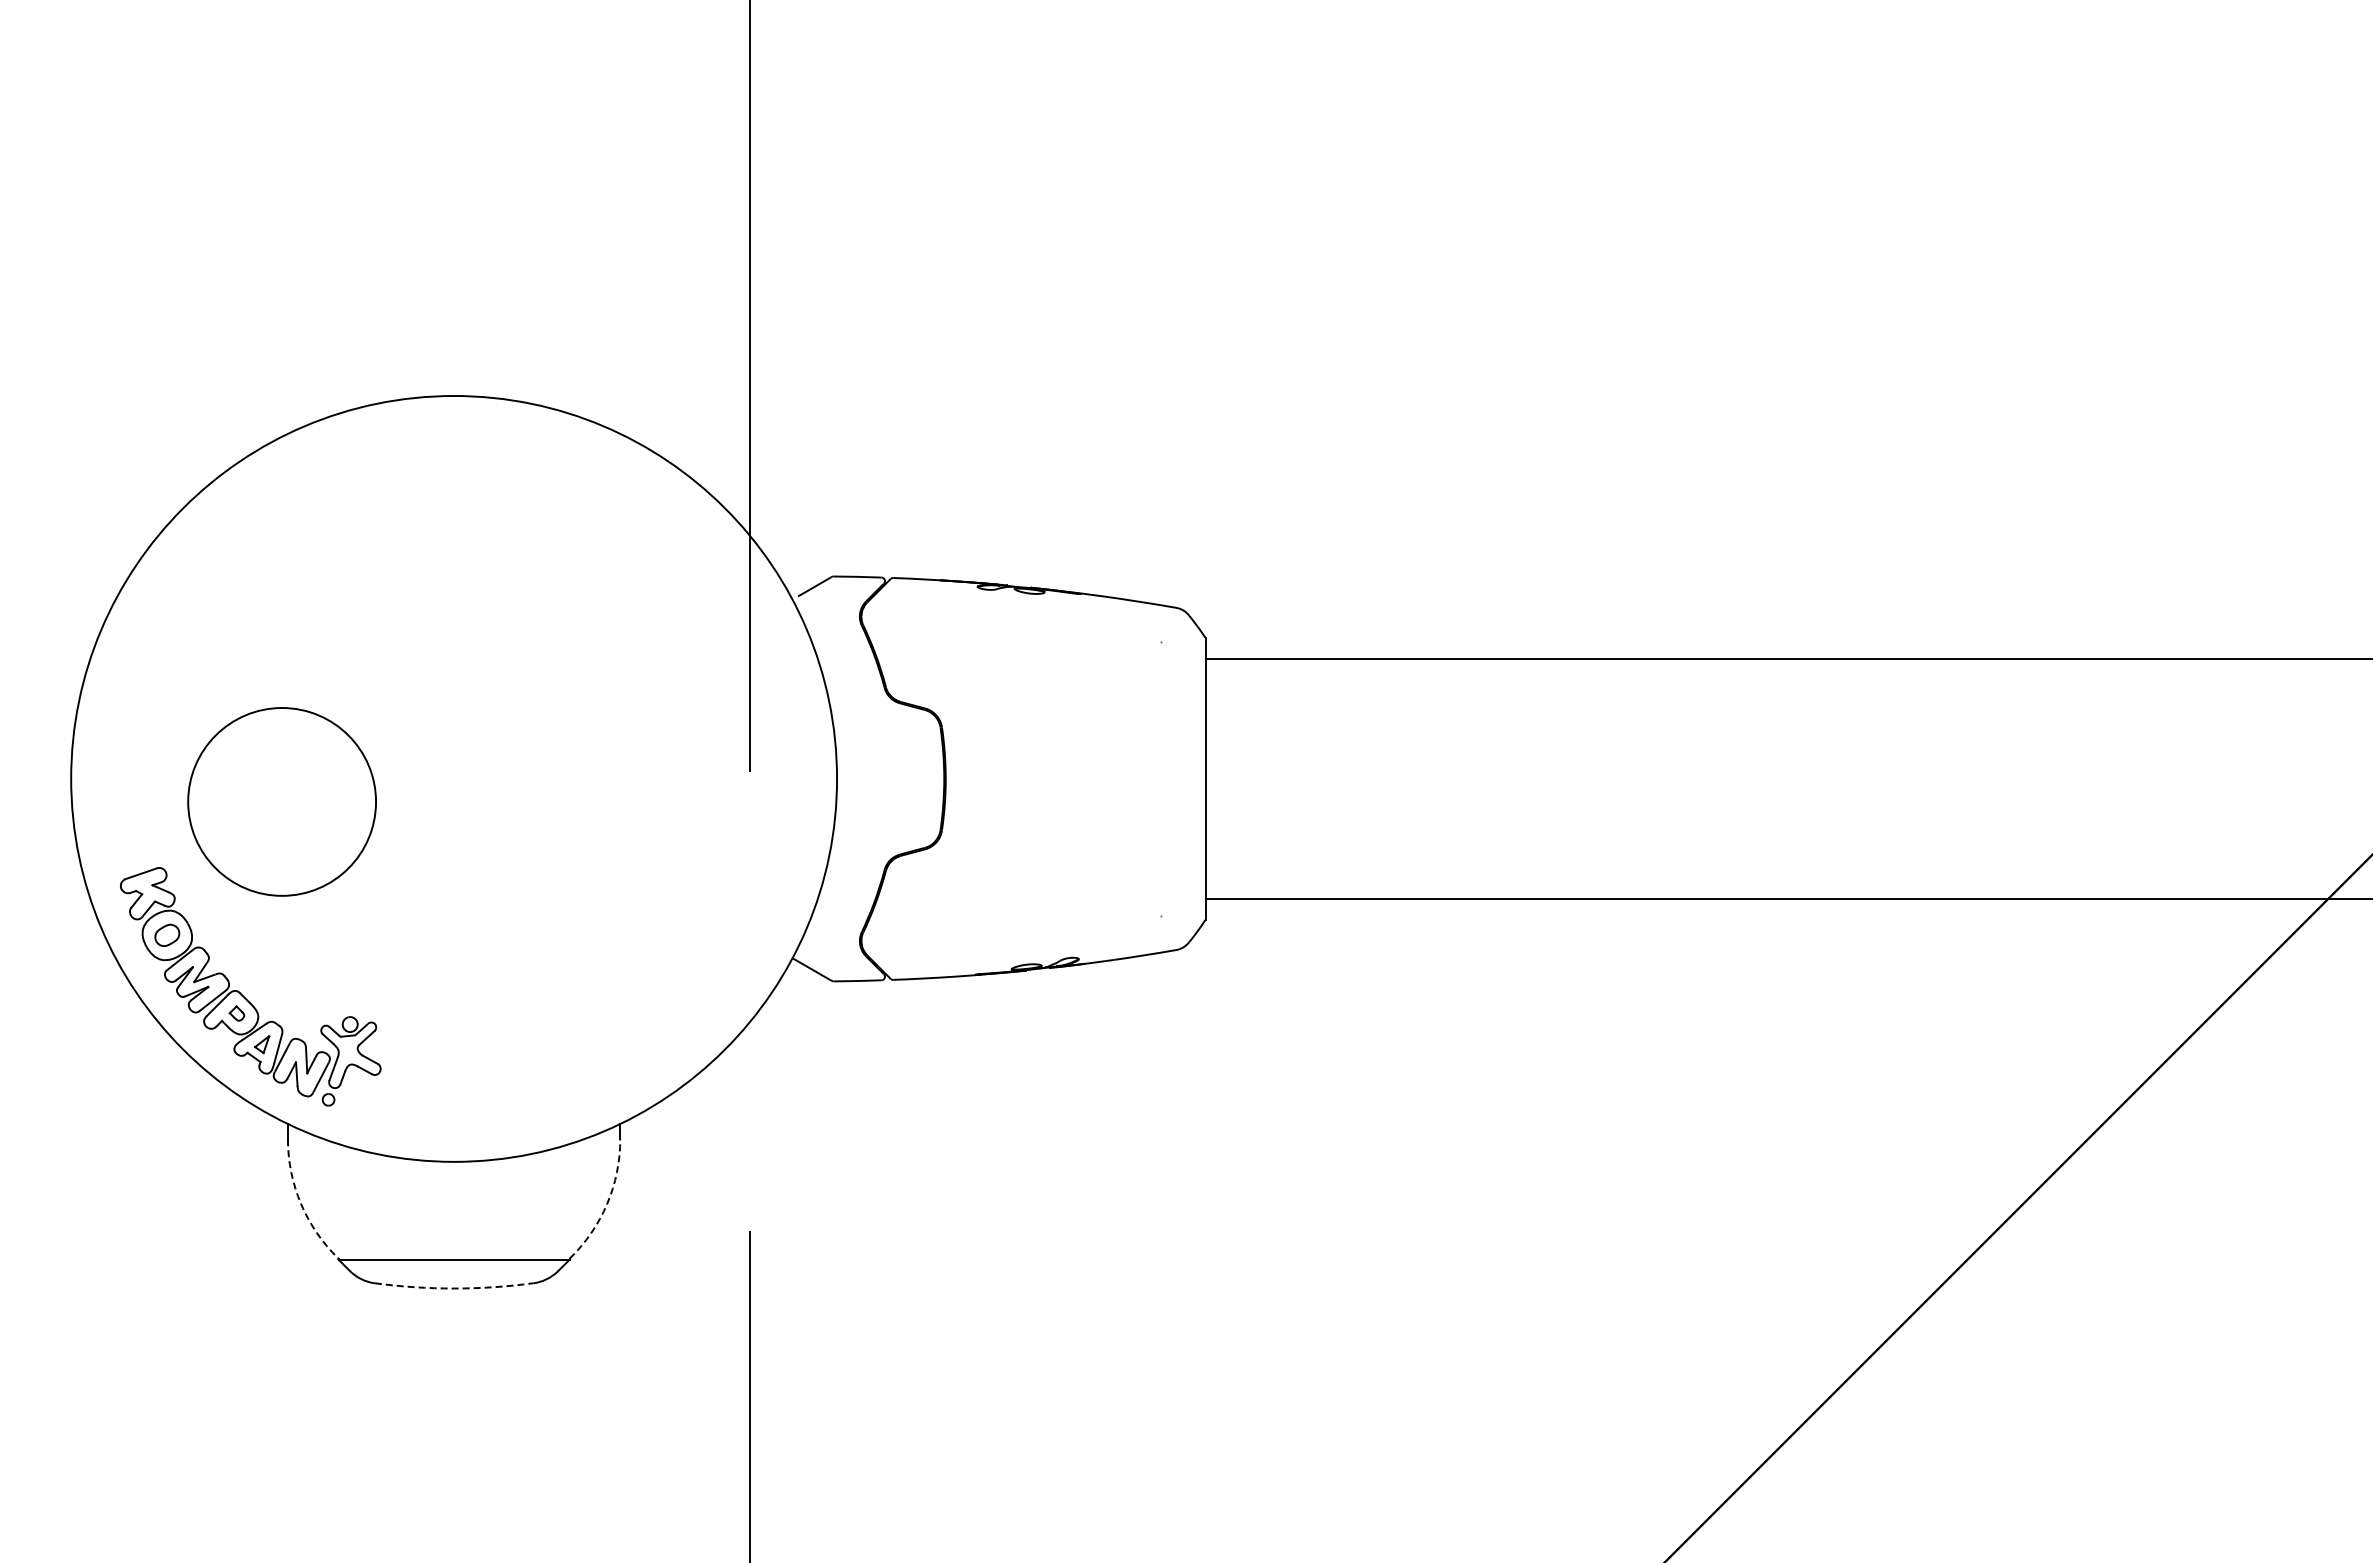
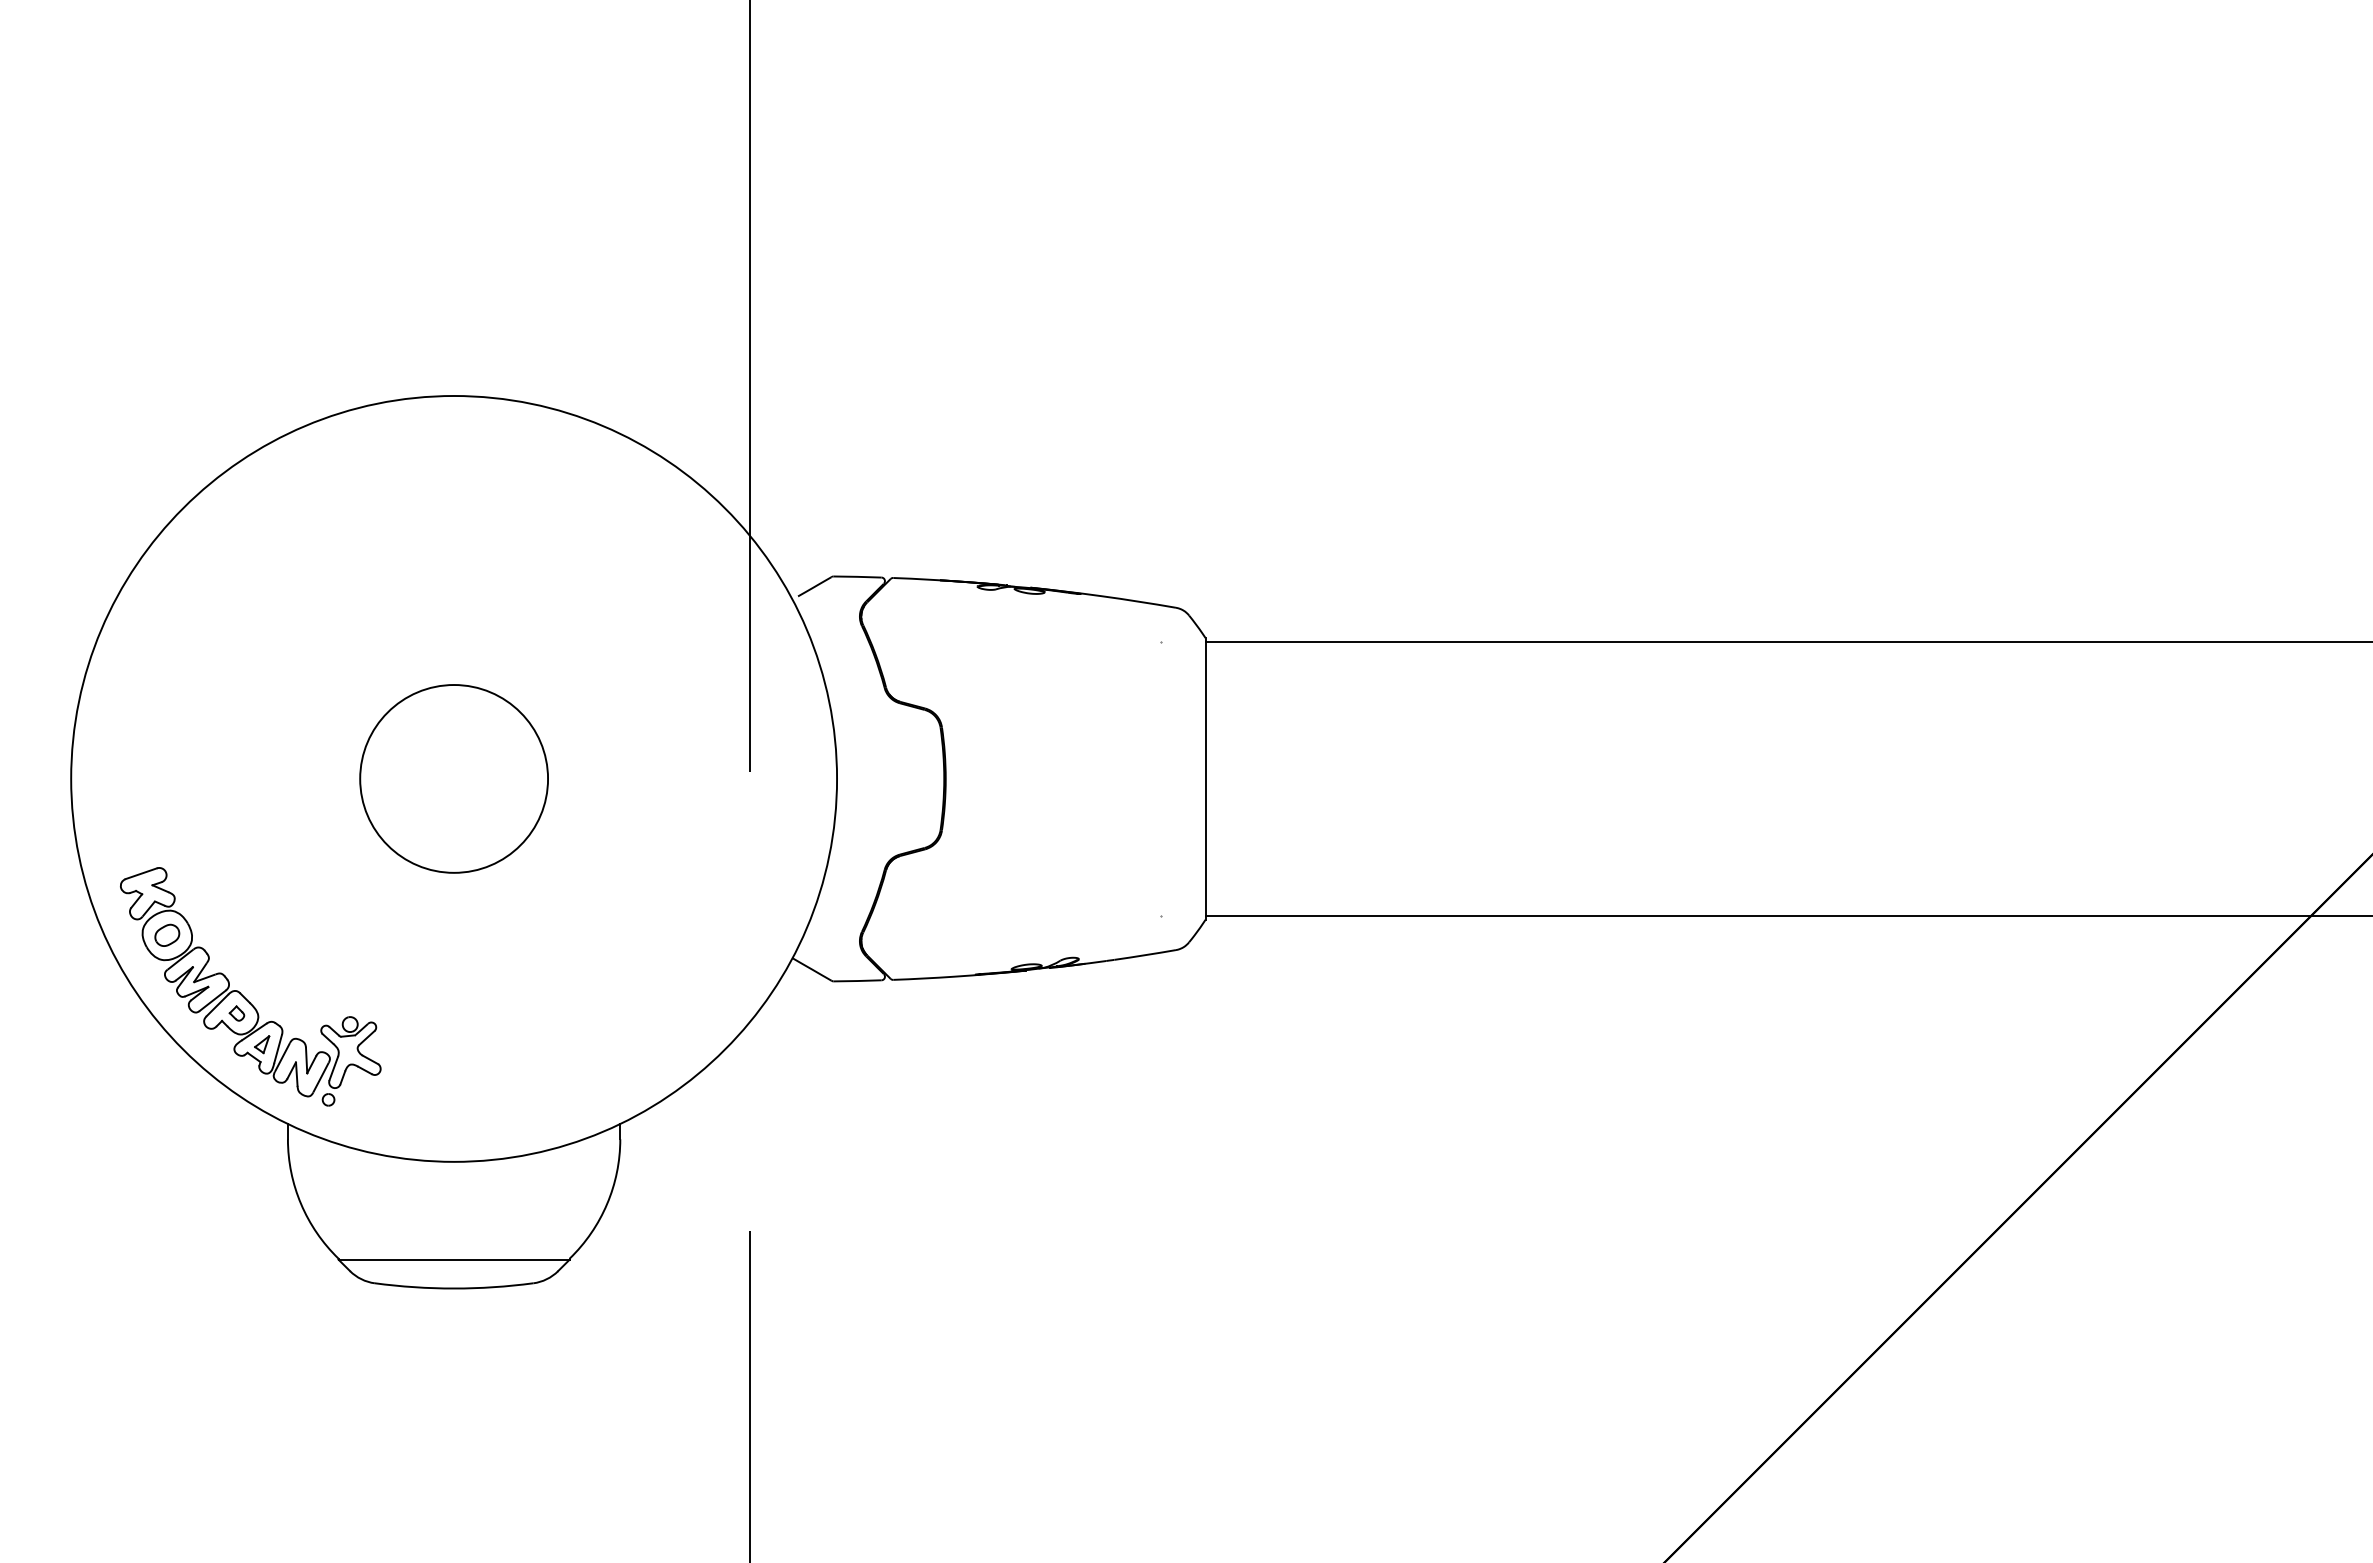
line position: (1787, 658) -> (1787, 641) (1787, 641)
circle position: (281, 801) -> (453, 778) (453, 778)
line position: (1787, 899) -> (1787, 916) (1787, 916)
arc: dashed -> solid (301, 1204)
arc: dashed -> solid (607, 1204)
arc: dashed -> solid (454, 1288)
